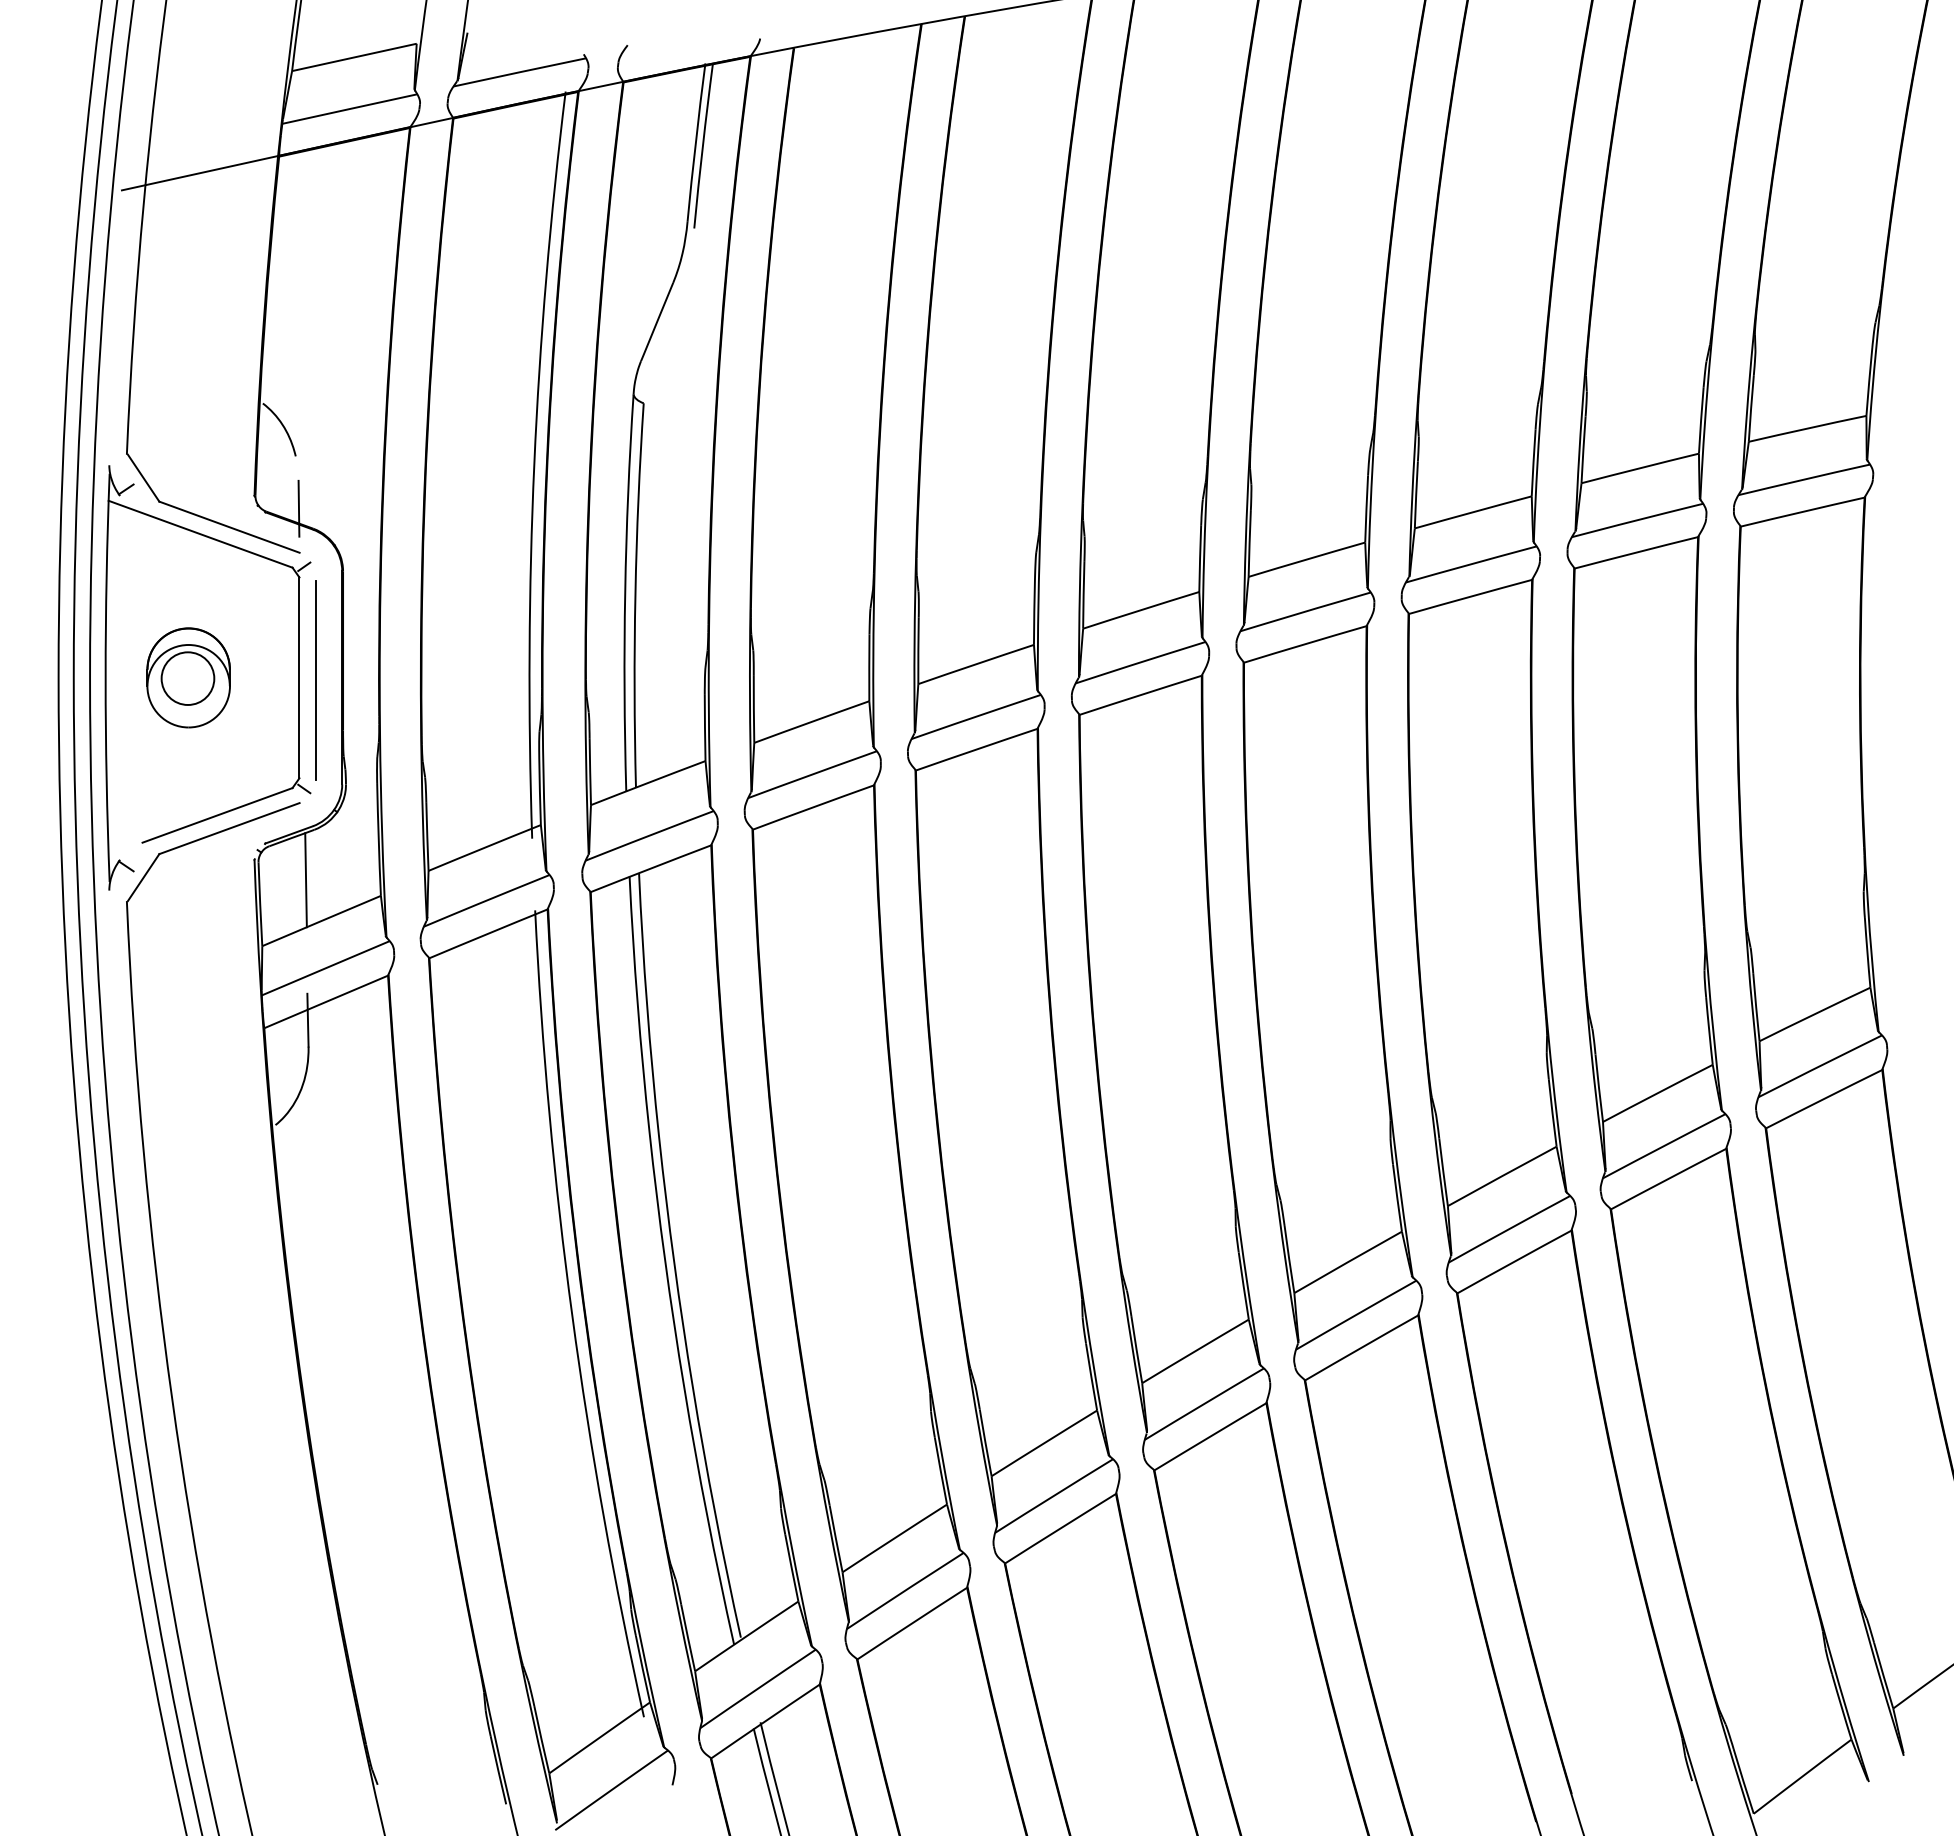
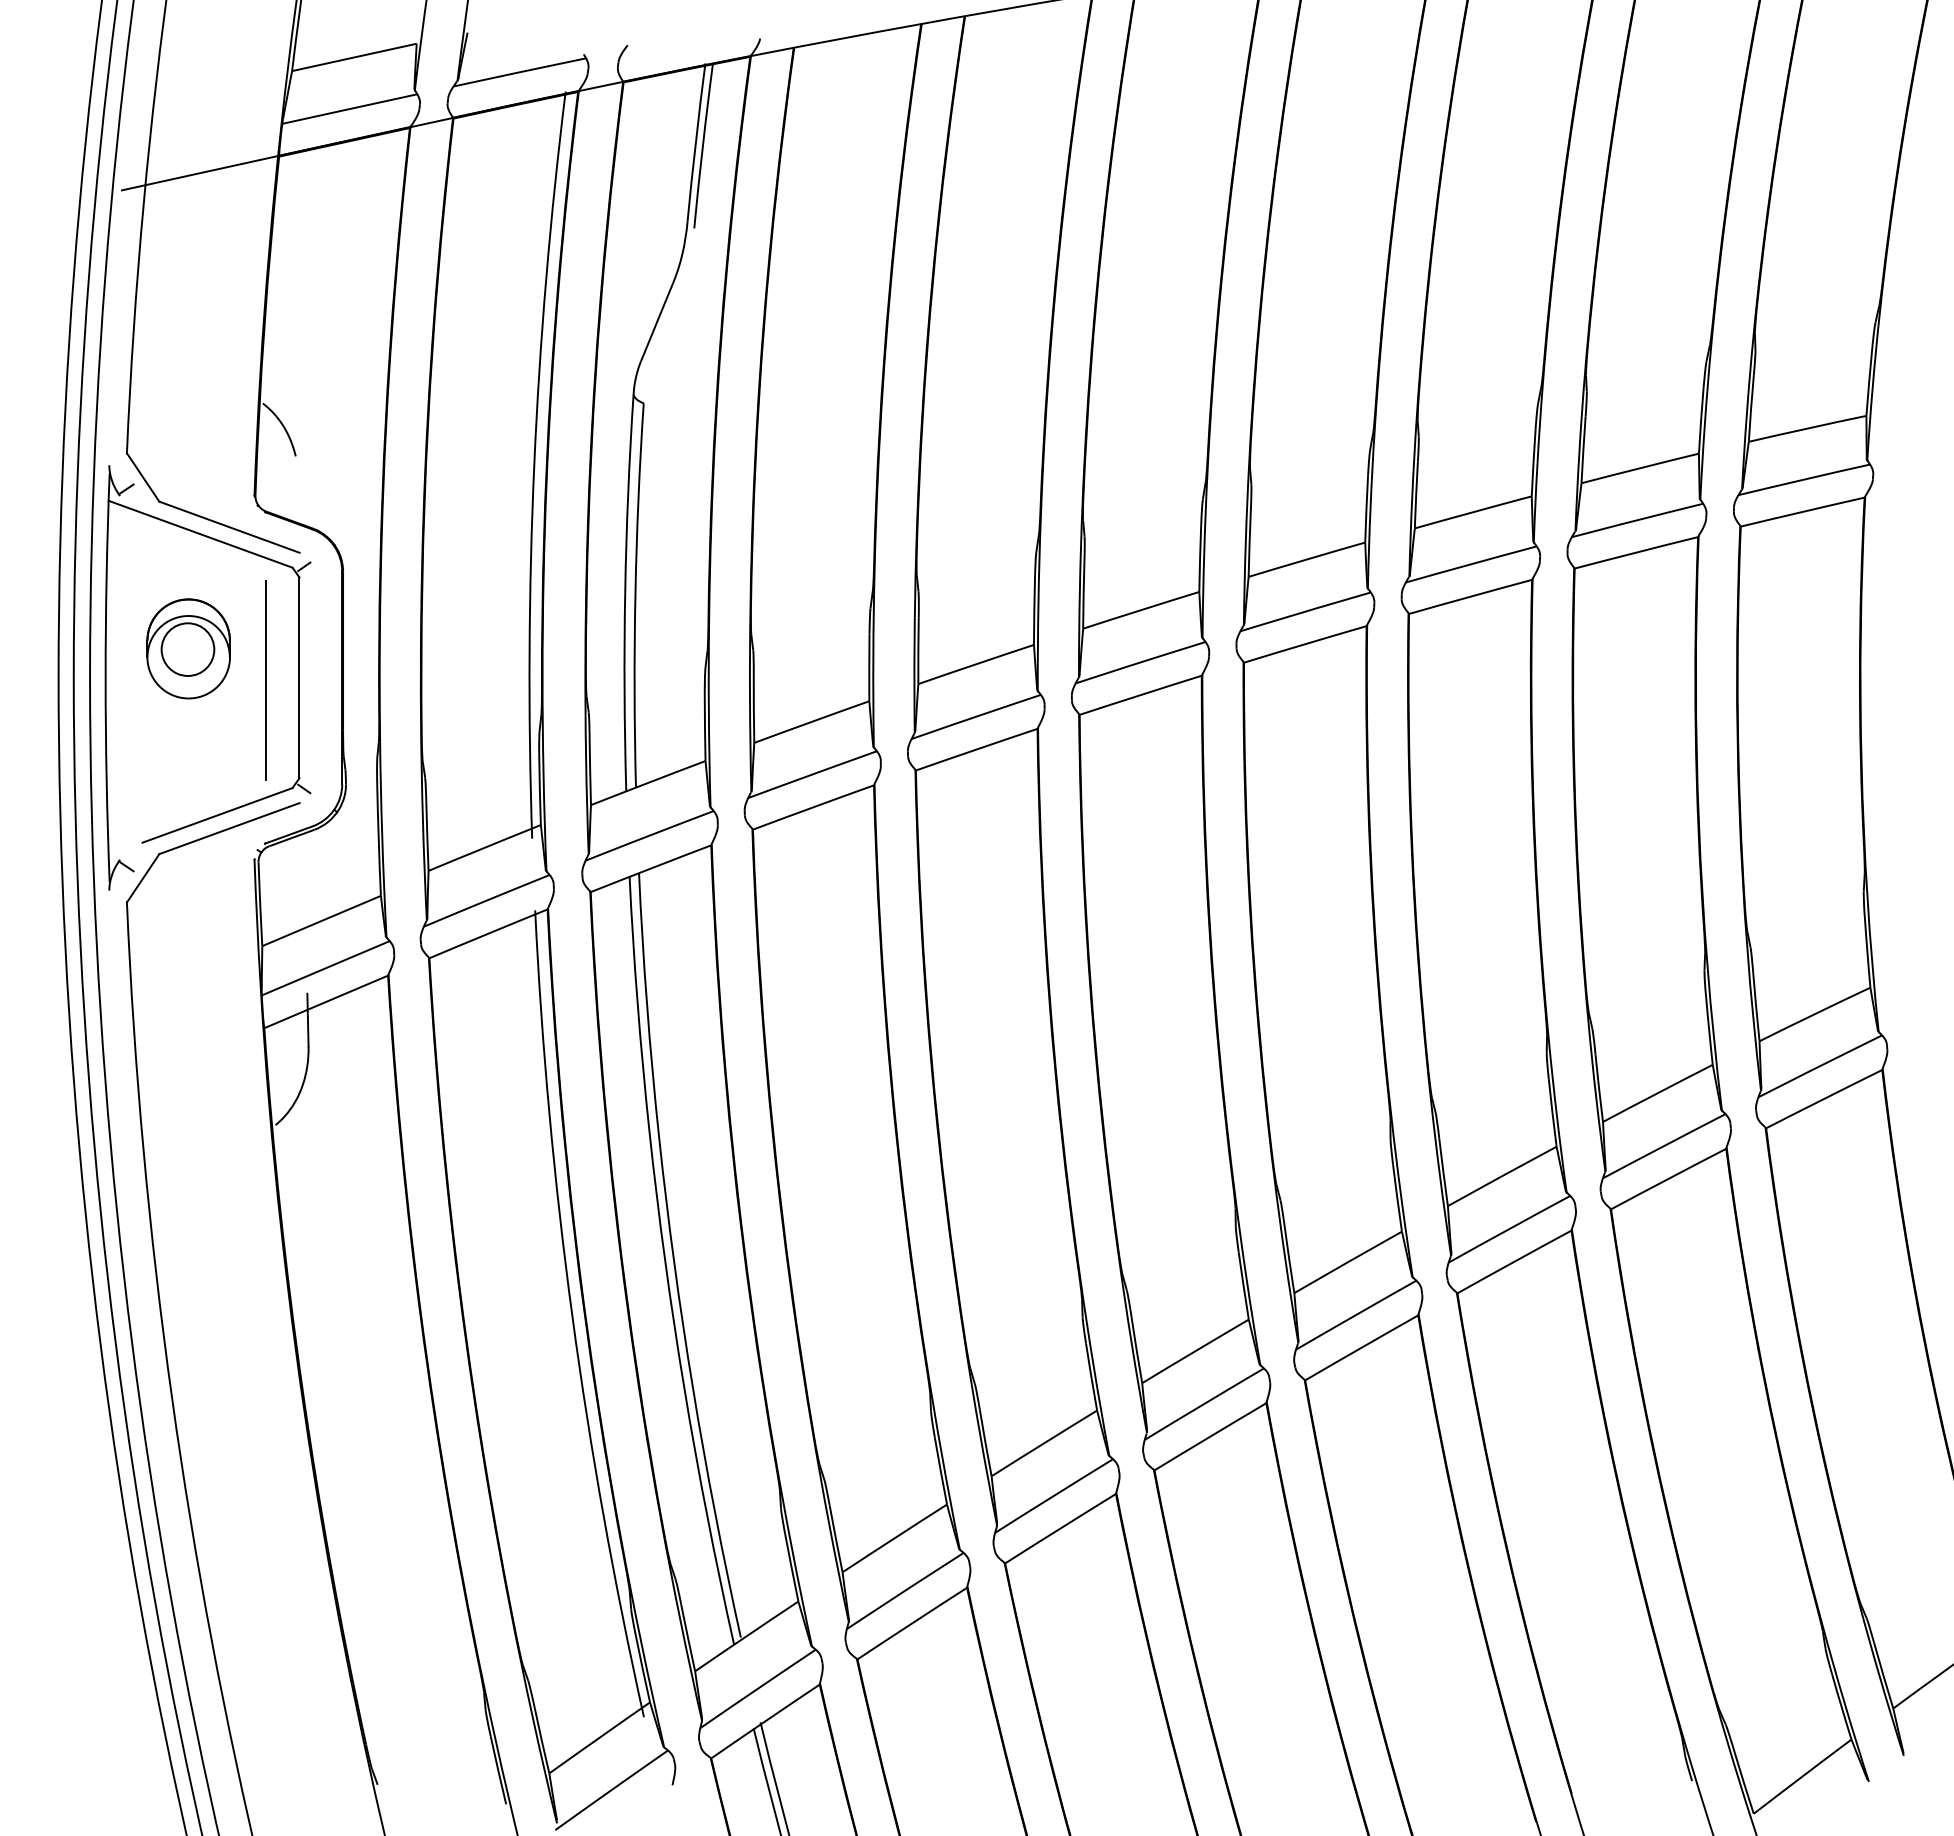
line: present -> none (298, 508)
part position: (188, 677) -> (188, 648) (188, 648)
line position: (315, 680) -> (265, 680) (265, 680)
line: present -> none (305, 880)
